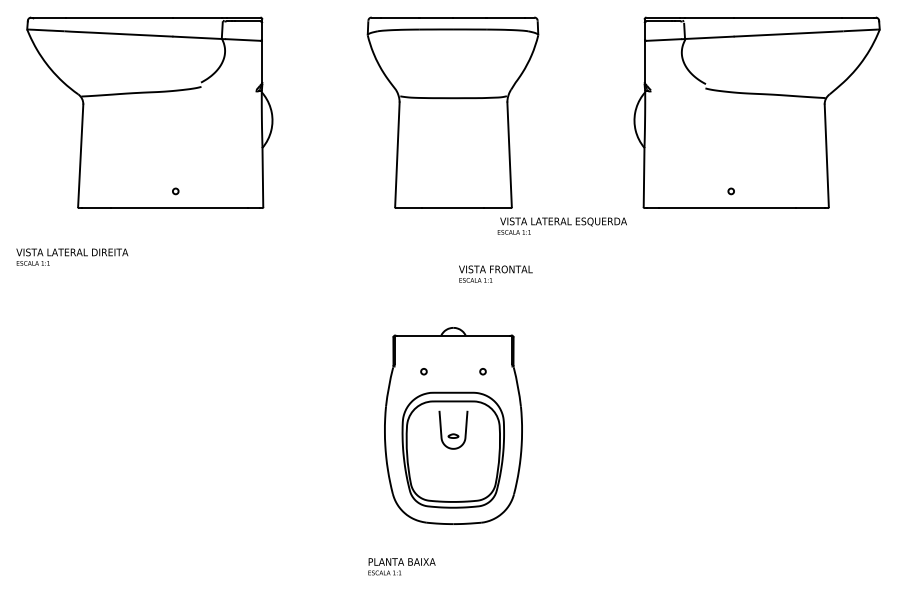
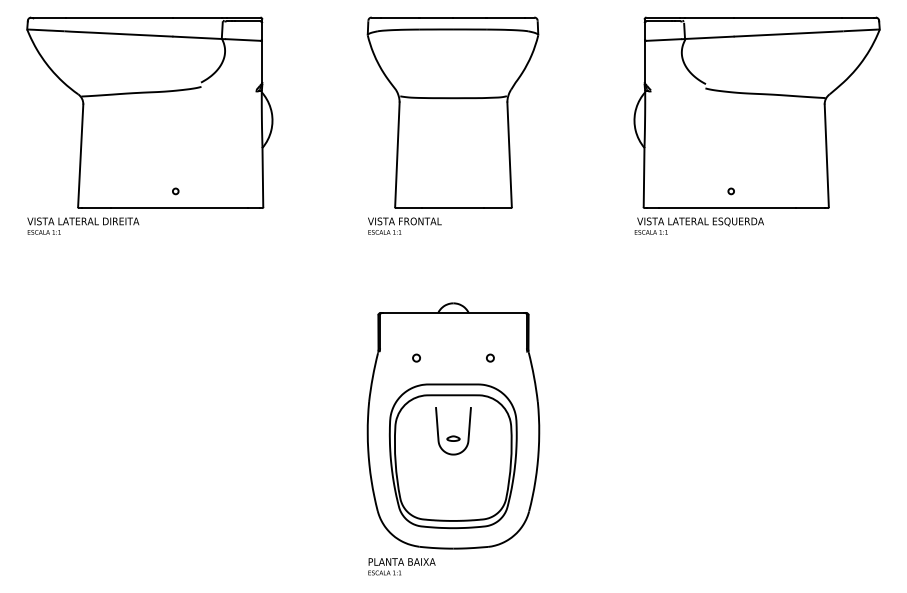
text position: (561, 225) -> (698, 225) (698, 225)
text position: (72, 256) -> (83, 225) (83, 225)
text position: (495, 273) -> (404, 225) (404, 225)
part size: 139x198 px -> 175x248 px (453, 425)
